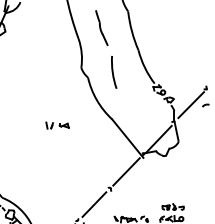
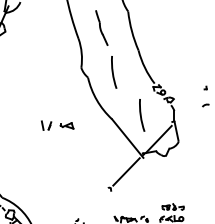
line: present -> none (190, 105)
arc: none -> present (141, 115)
part size: 25x9 px -> 34x11 px (57, 125)
line: present -> none (94, 204)
